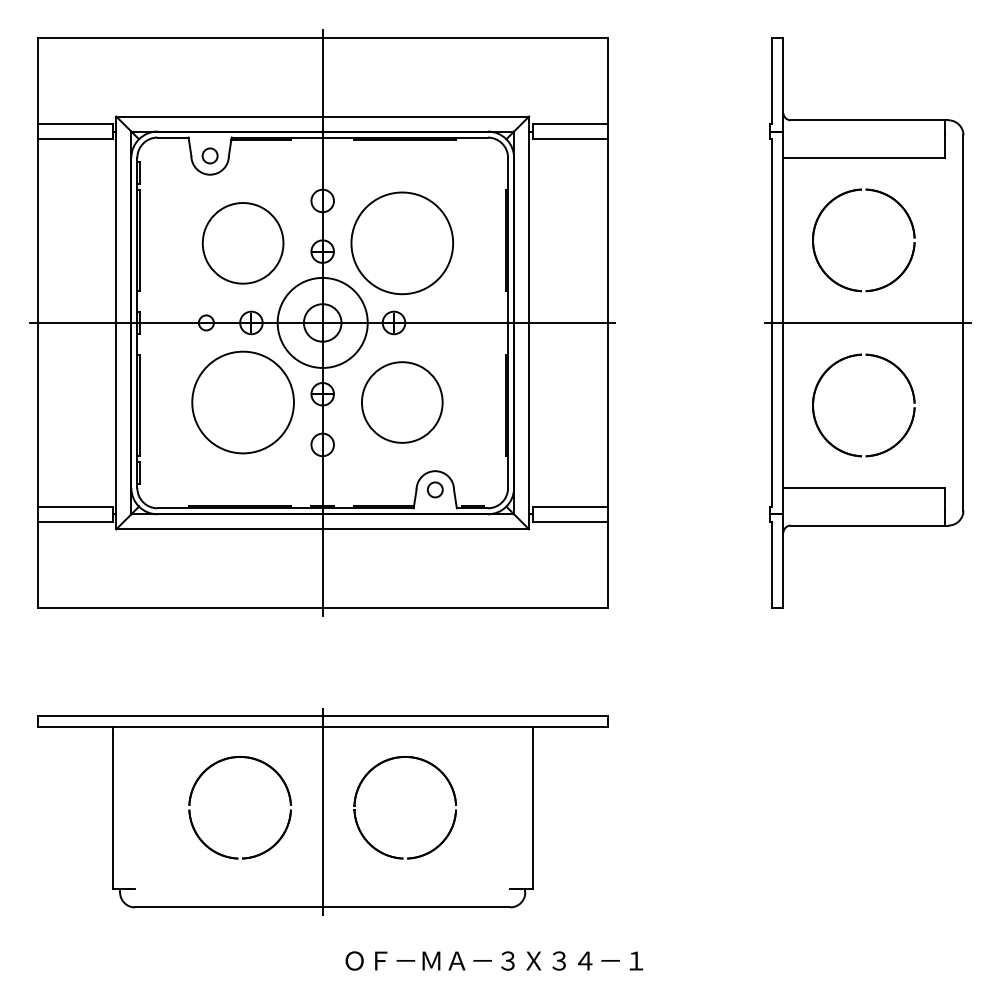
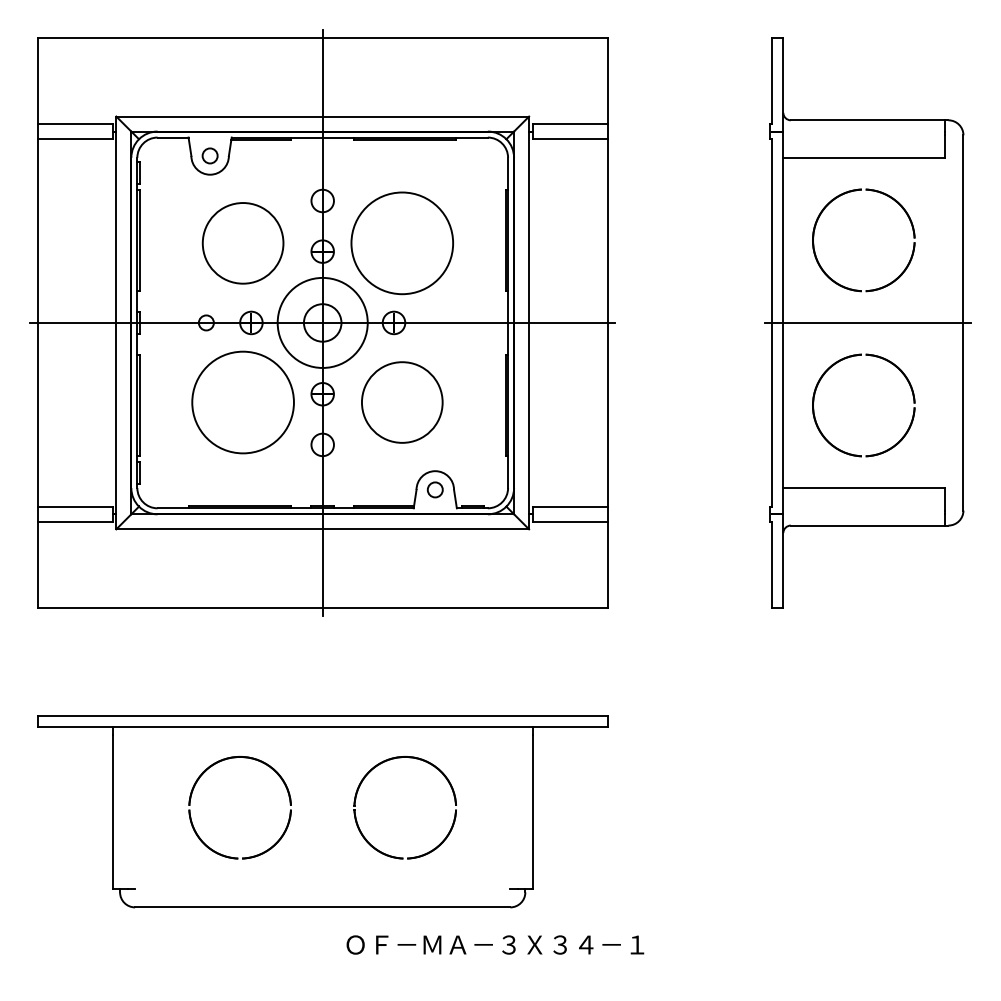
line: present -> none (322, 811)
text position: (494, 960) -> (495, 944) (495, 944)
